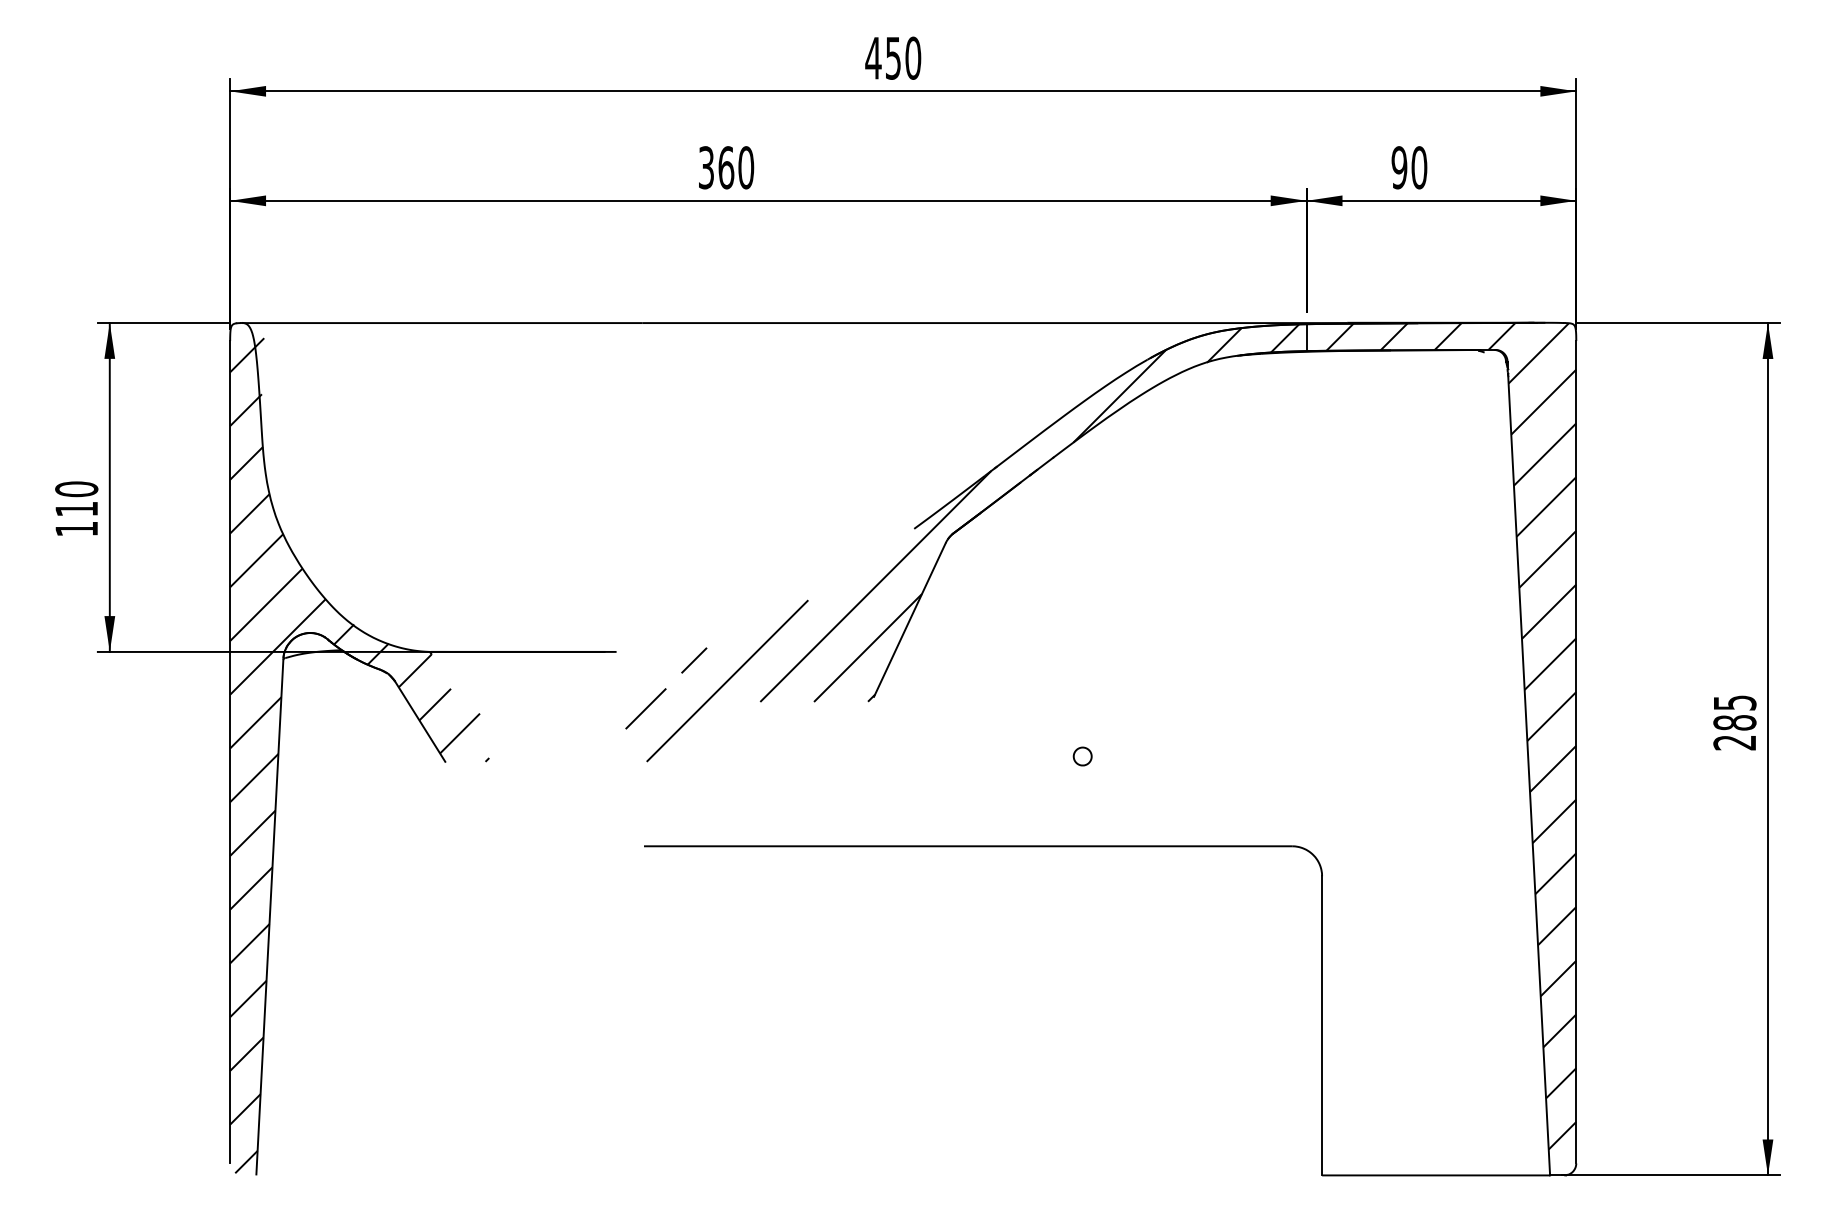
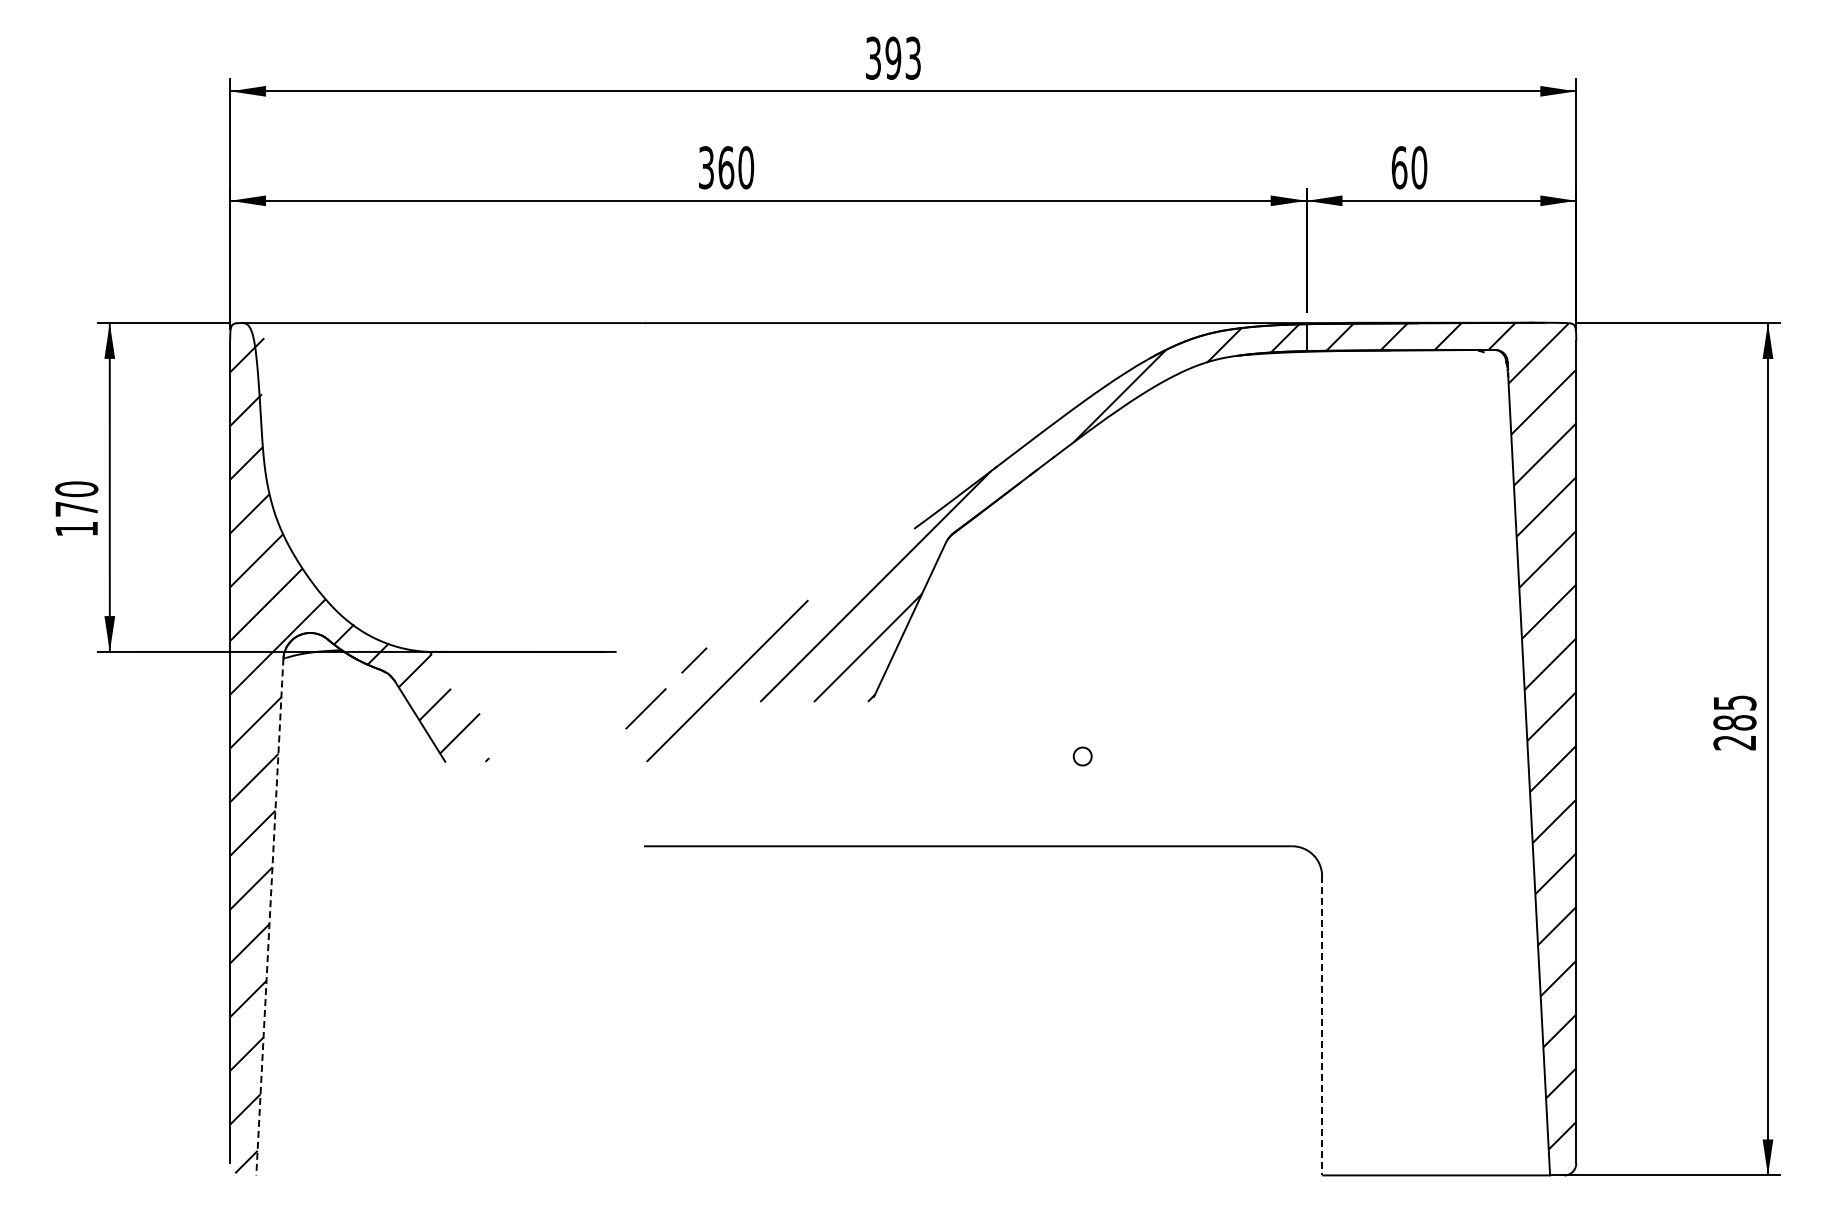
text: 450 -> 393 (893, 57)
text: 90 -> 60 (1399, 167)
text: 110 -> 170 (76, 509)
line: solid -> dashed (269, 916)
line: solid -> dashed (1322, 1025)
